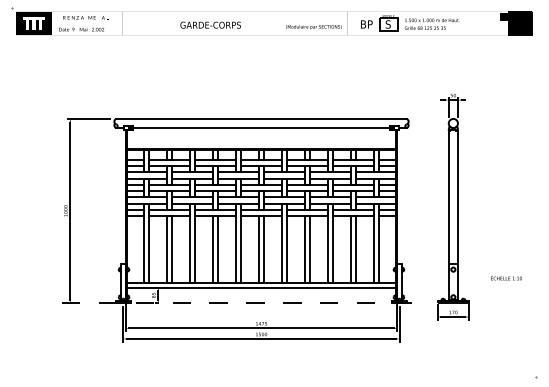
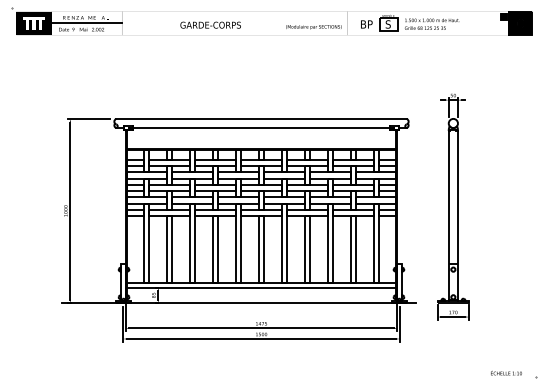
line: none -> present (86, 23)
text position: (506, 278) -> (506, 373) (506, 373)
line: dashed -> solid (239, 303)
